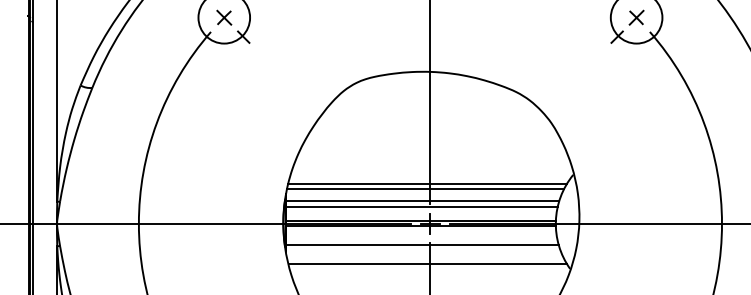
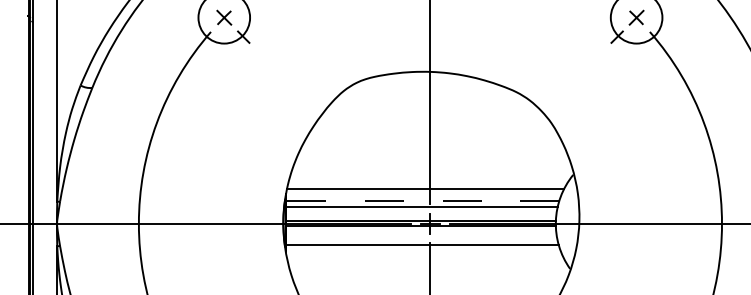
line: present -> none (427, 183)
line: solid -> dashed (422, 200)
line: present -> none (427, 264)
